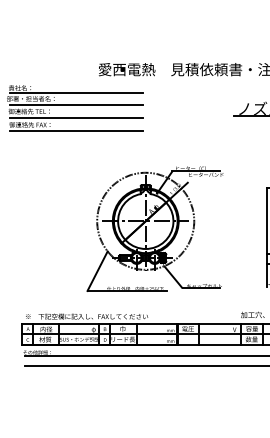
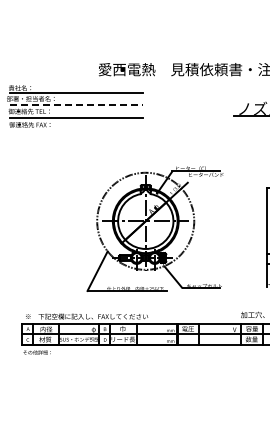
line: solid -> dashed (76, 105)
line: present -> none (75, 131)
line: present -> none (145, 355)
line: present -> none (145, 366)
